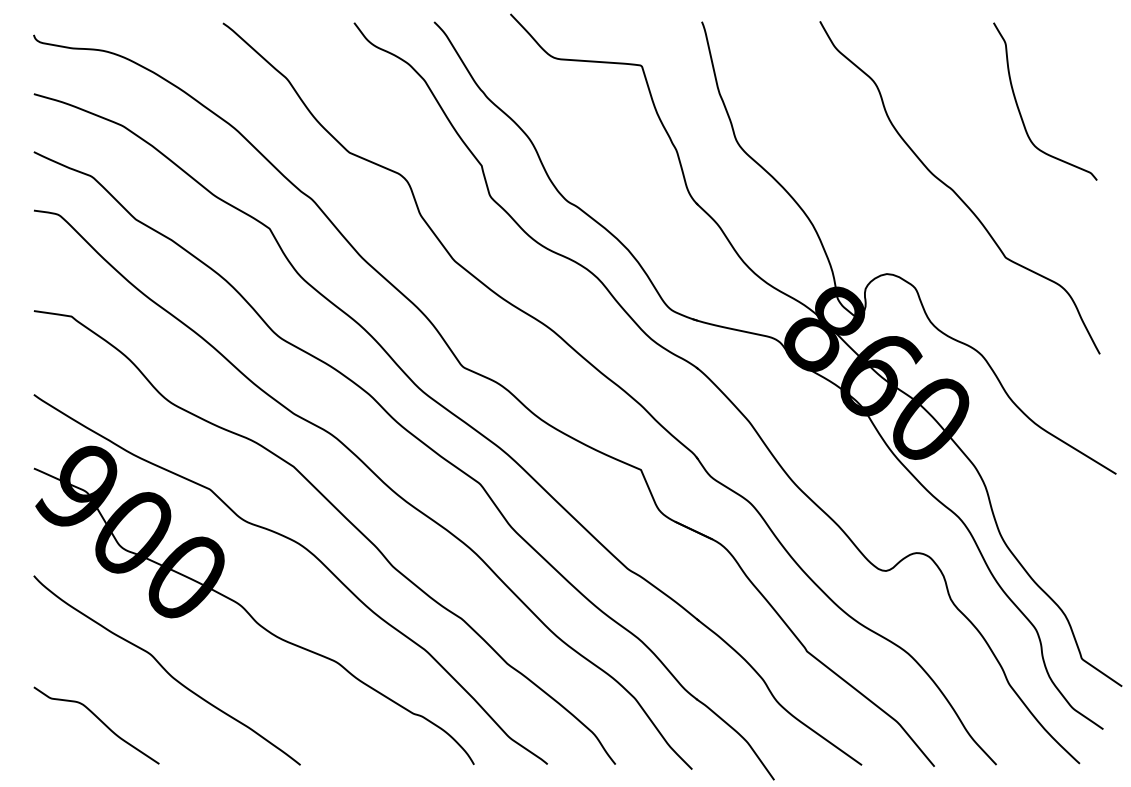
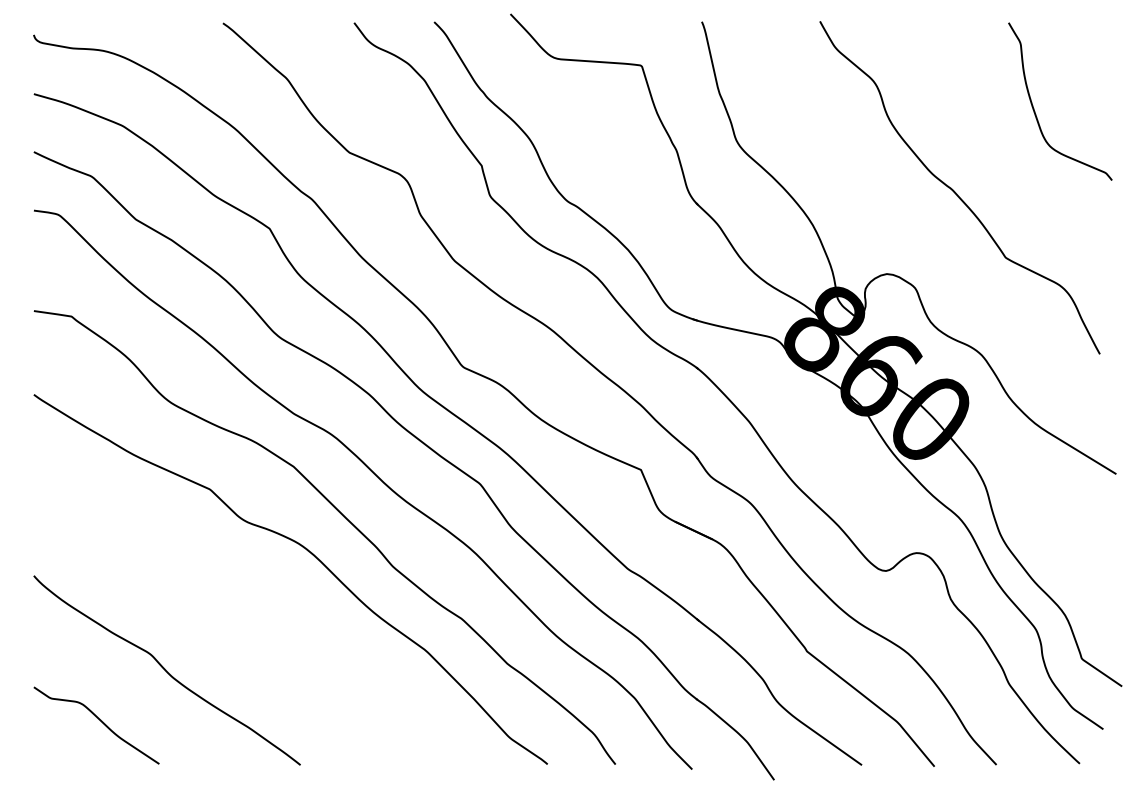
curve position: (1019, 108) -> (1034, 108) (1034, 108)
part: present -> none (247, 610)
